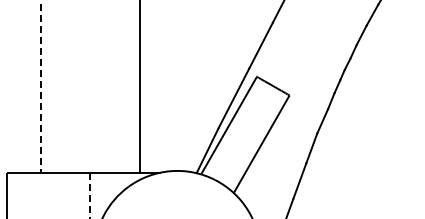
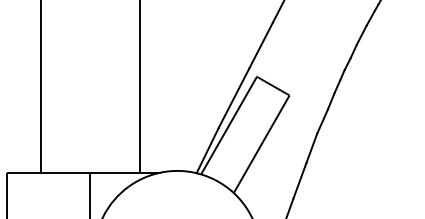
line: dashed -> solid (41, 86)
line: dashed -> solid (90, 195)
